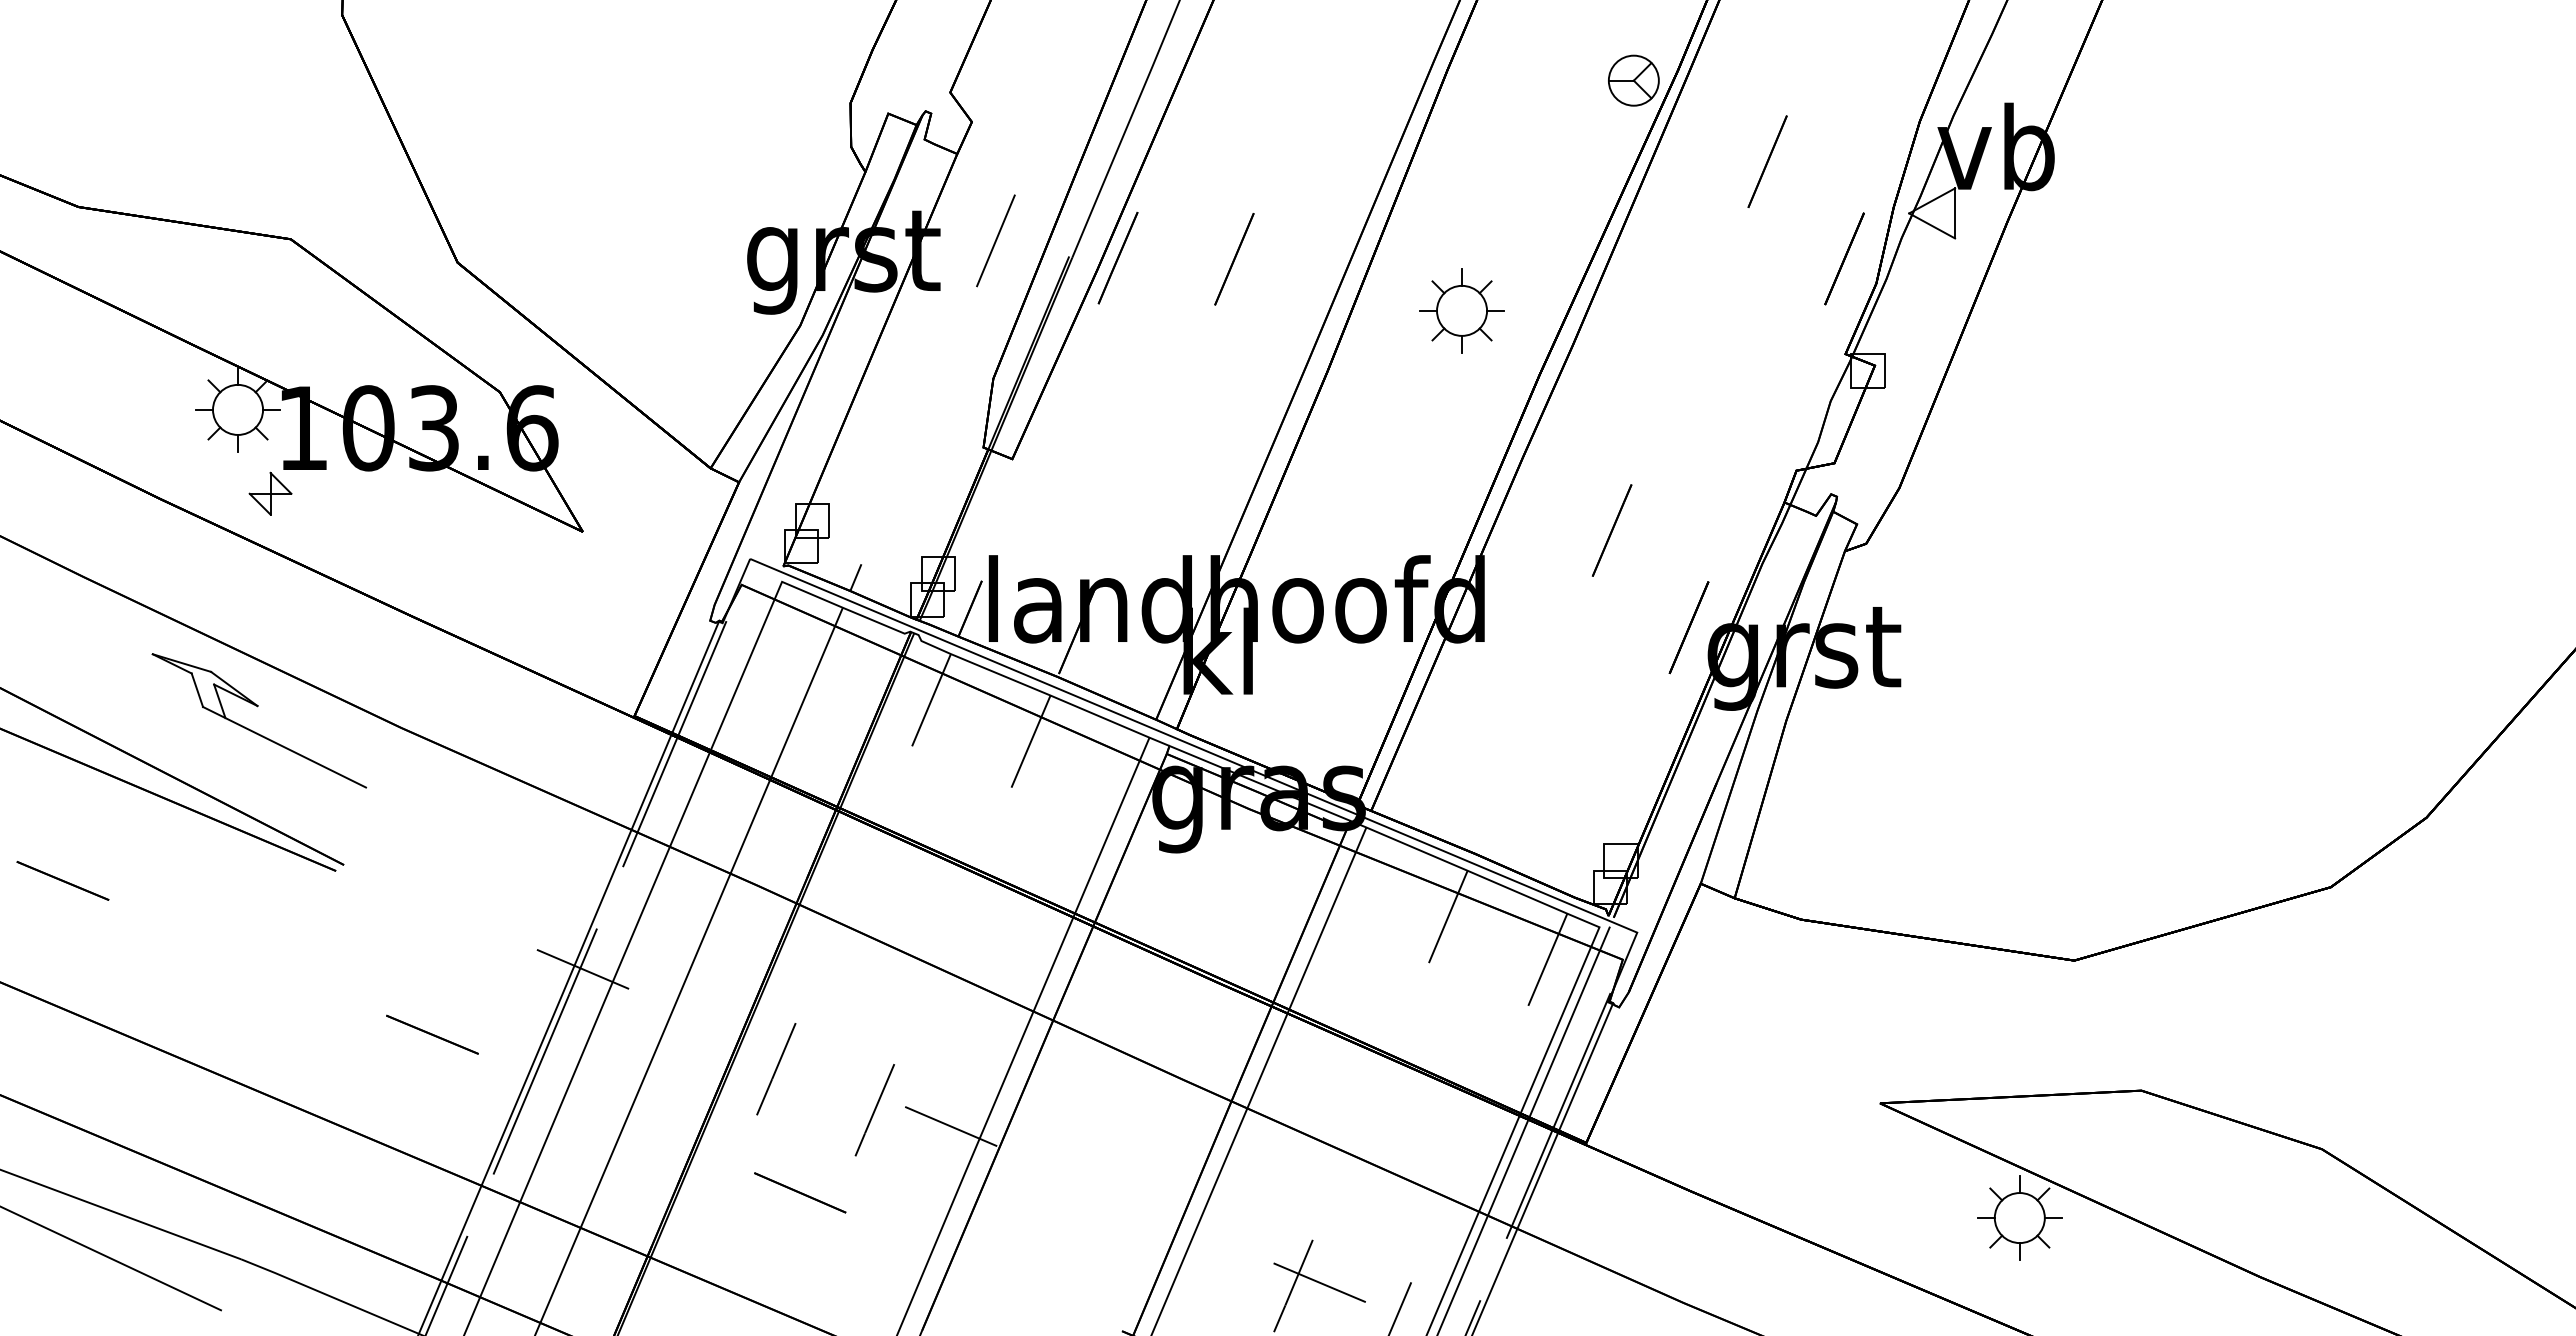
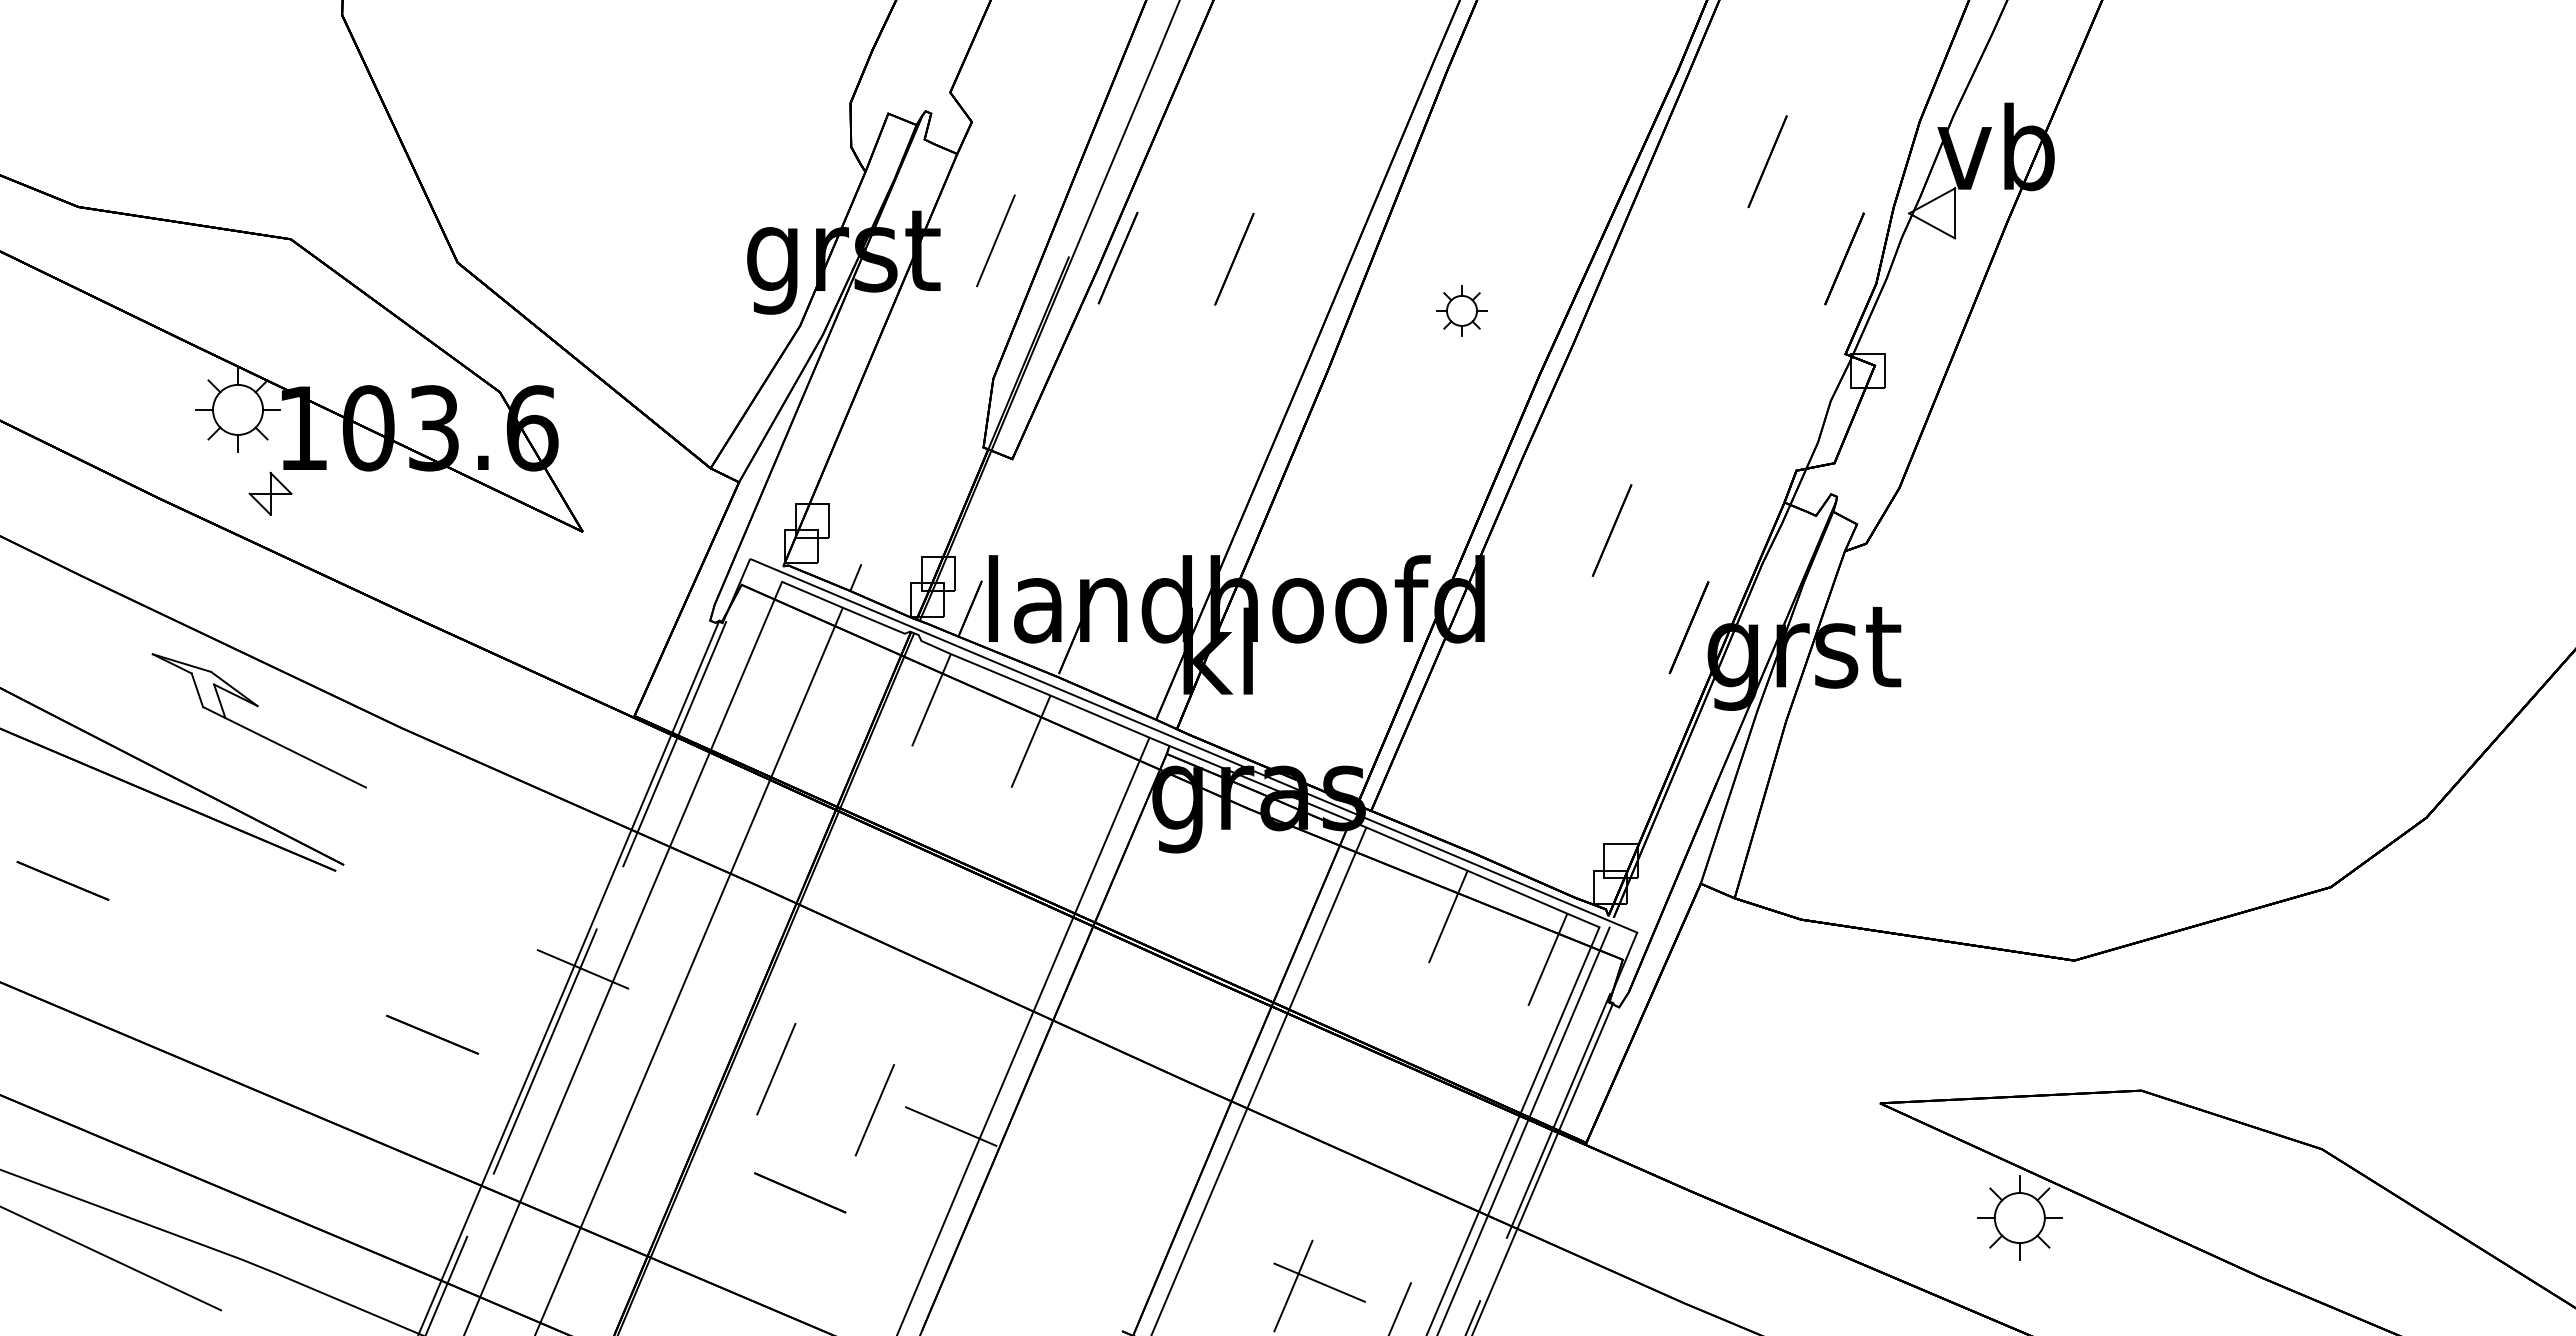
part: present -> none (1633, 80)
part size: 86x86 px -> 52x52 px (1461, 310)
